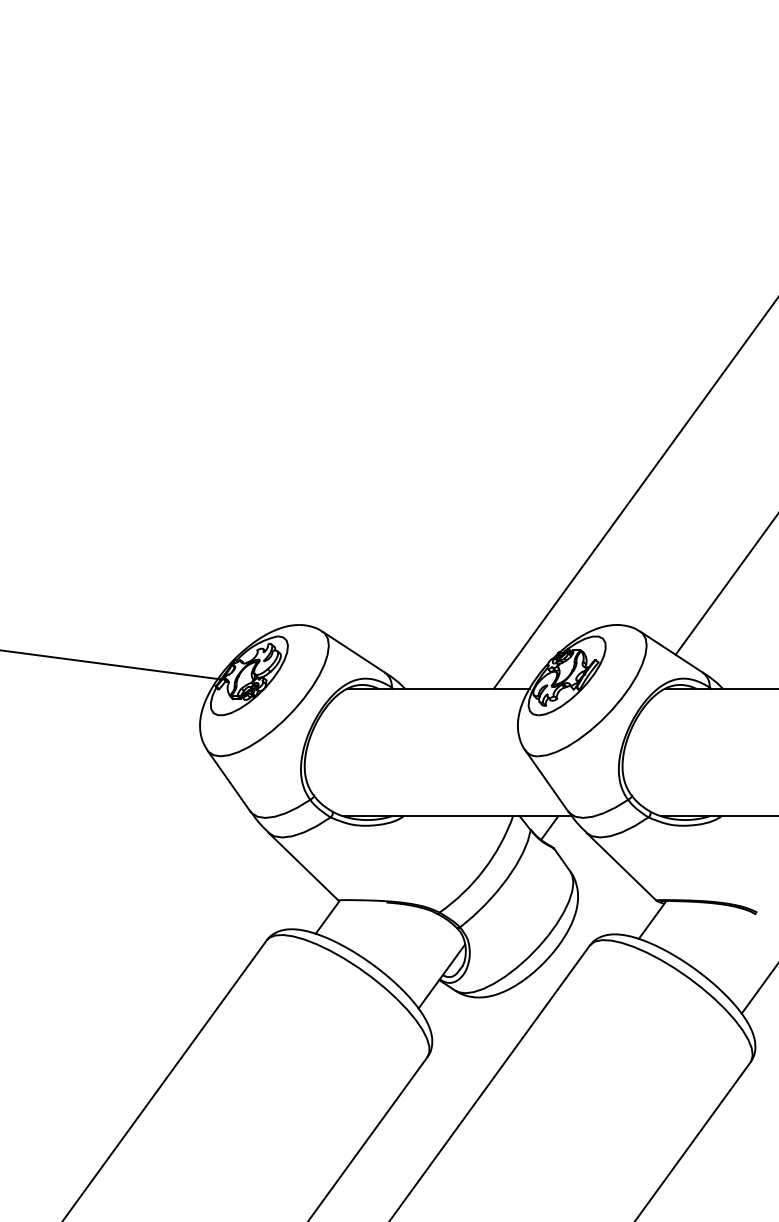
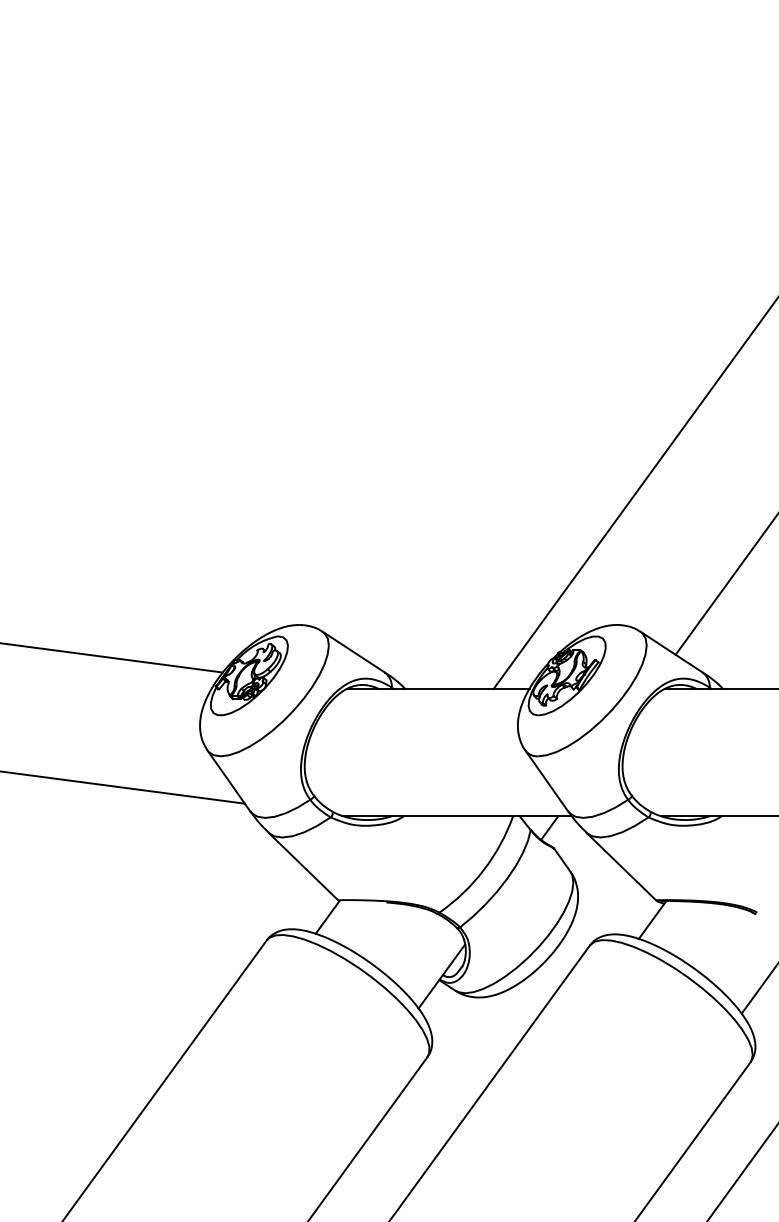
line position: (111, 664) -> (112, 657) (112, 657)
line: none -> present (123, 787)
line: none -> present (742, 1172)
